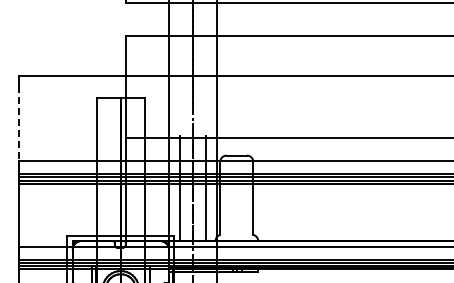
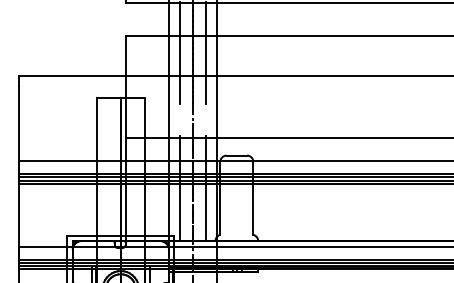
line: none -> present (179, 53)
line: none -> present (206, 53)
line: dashed -> solid (19, 125)
